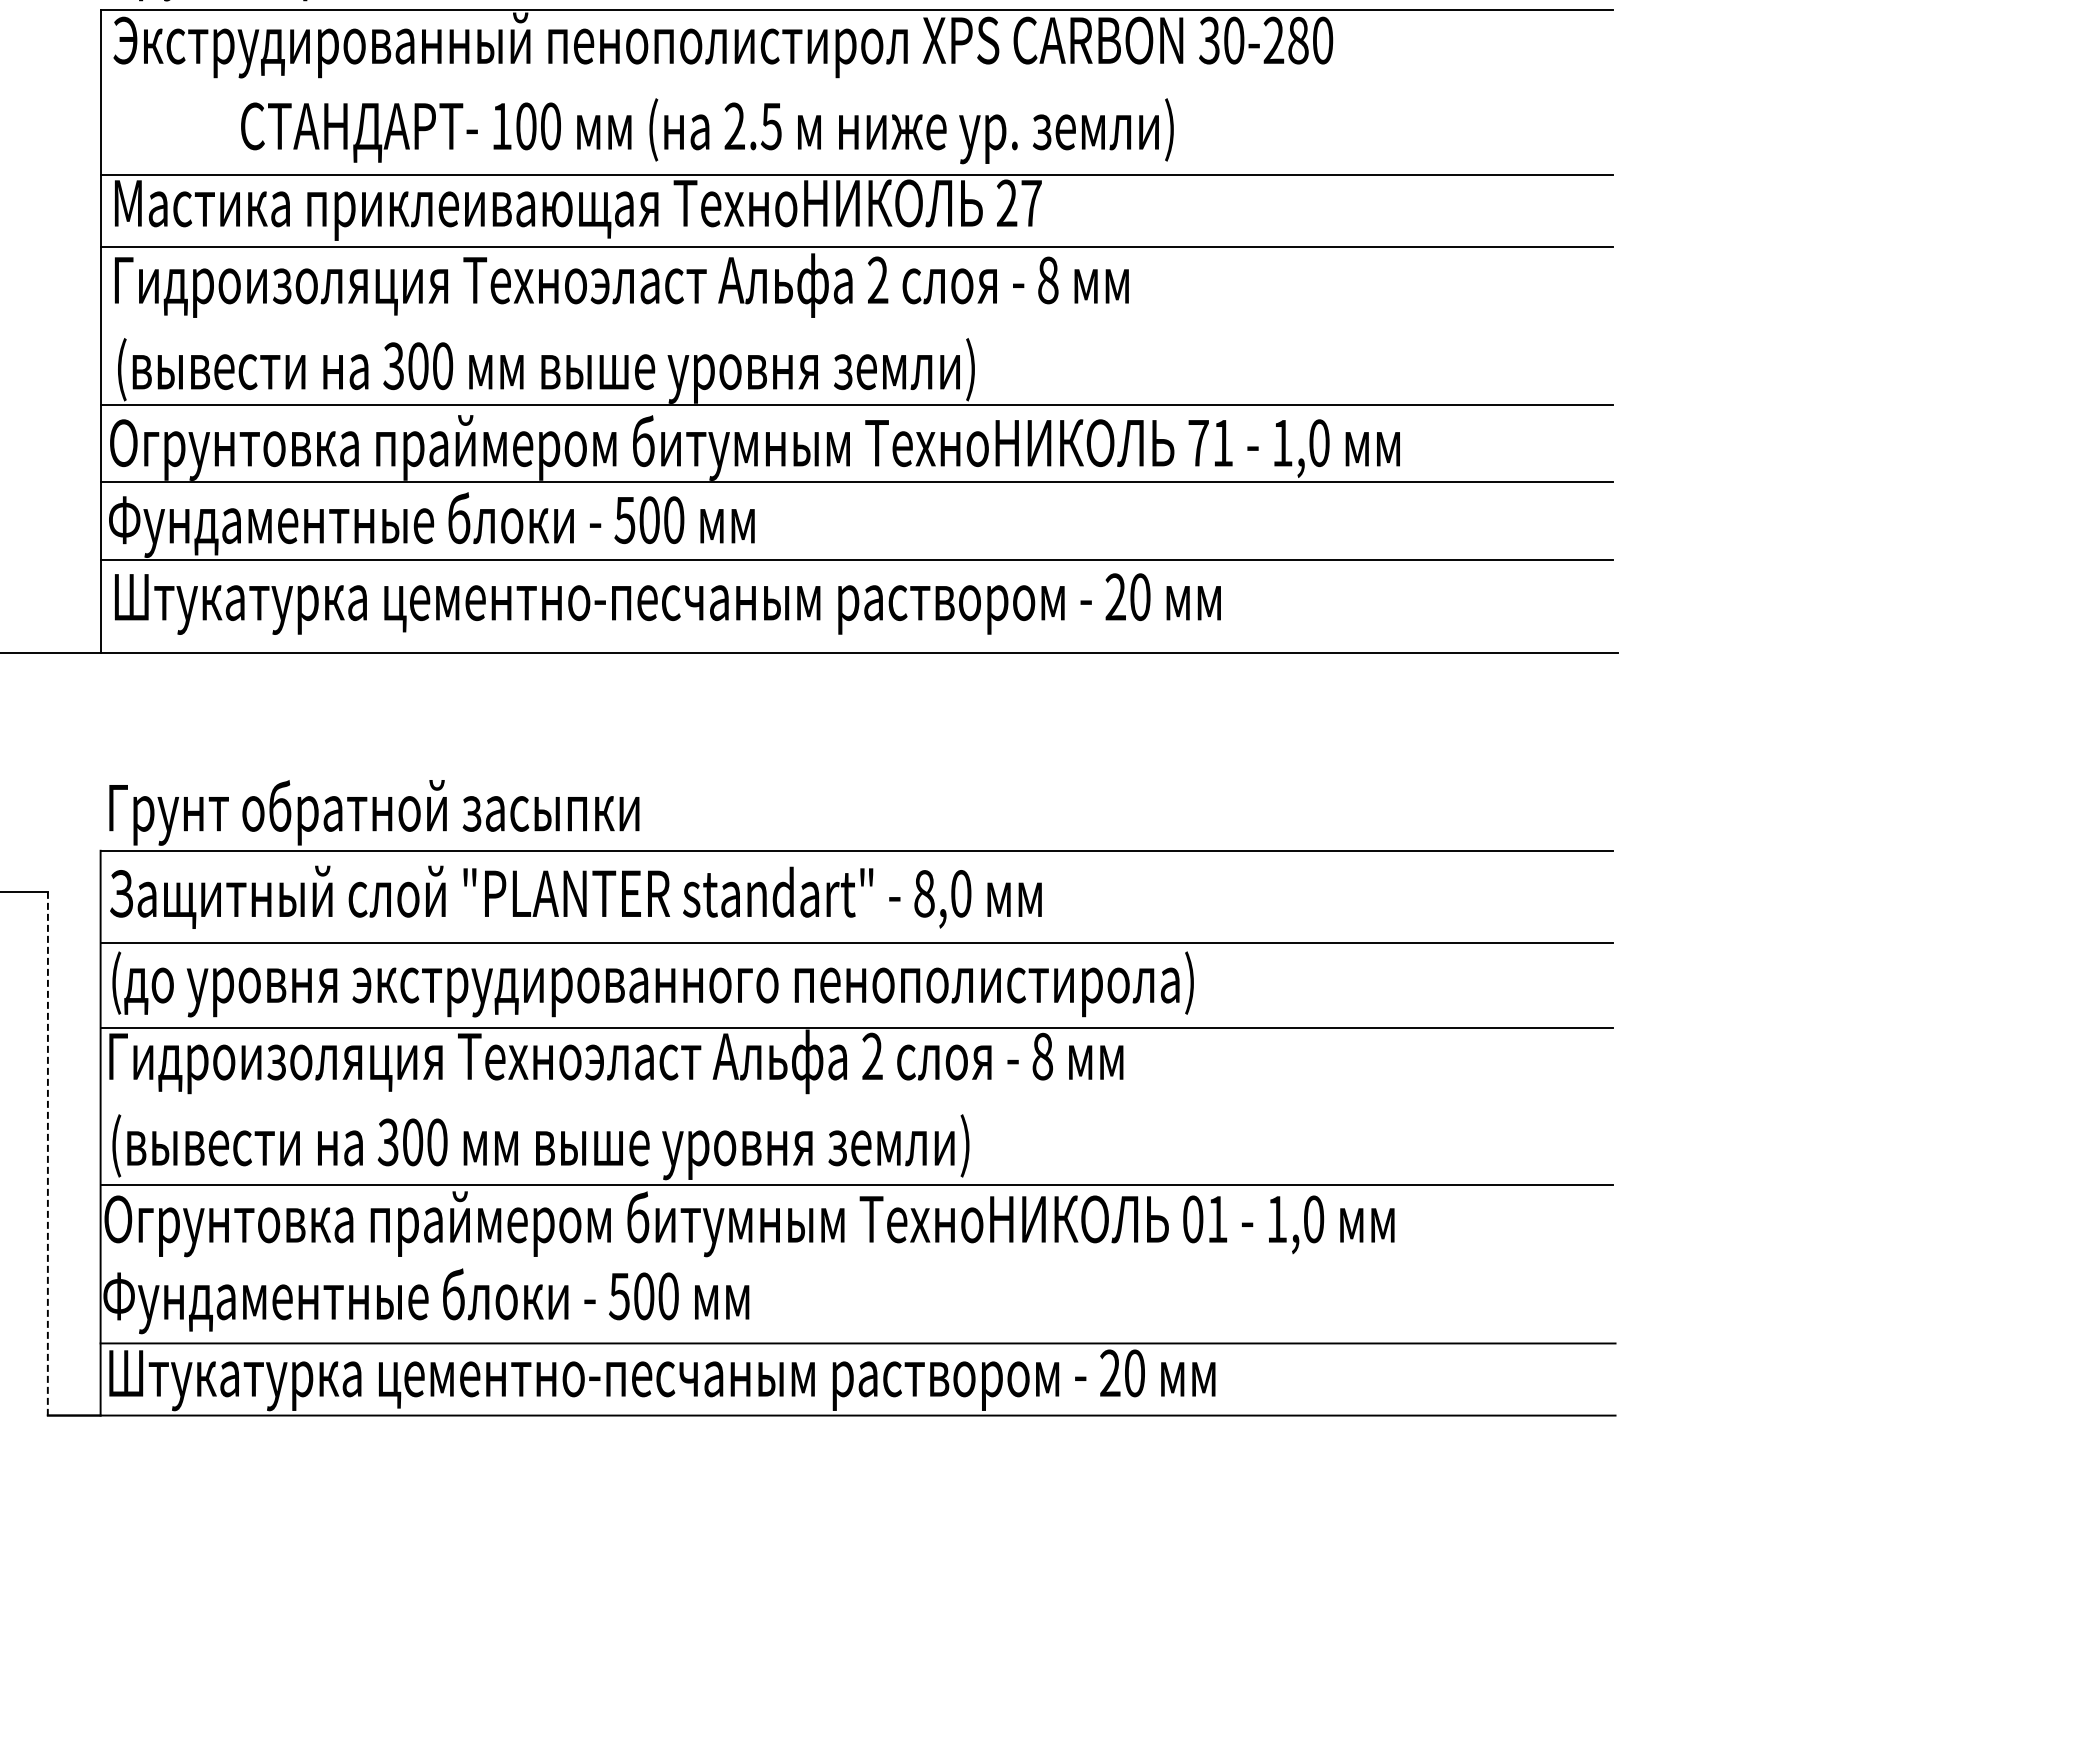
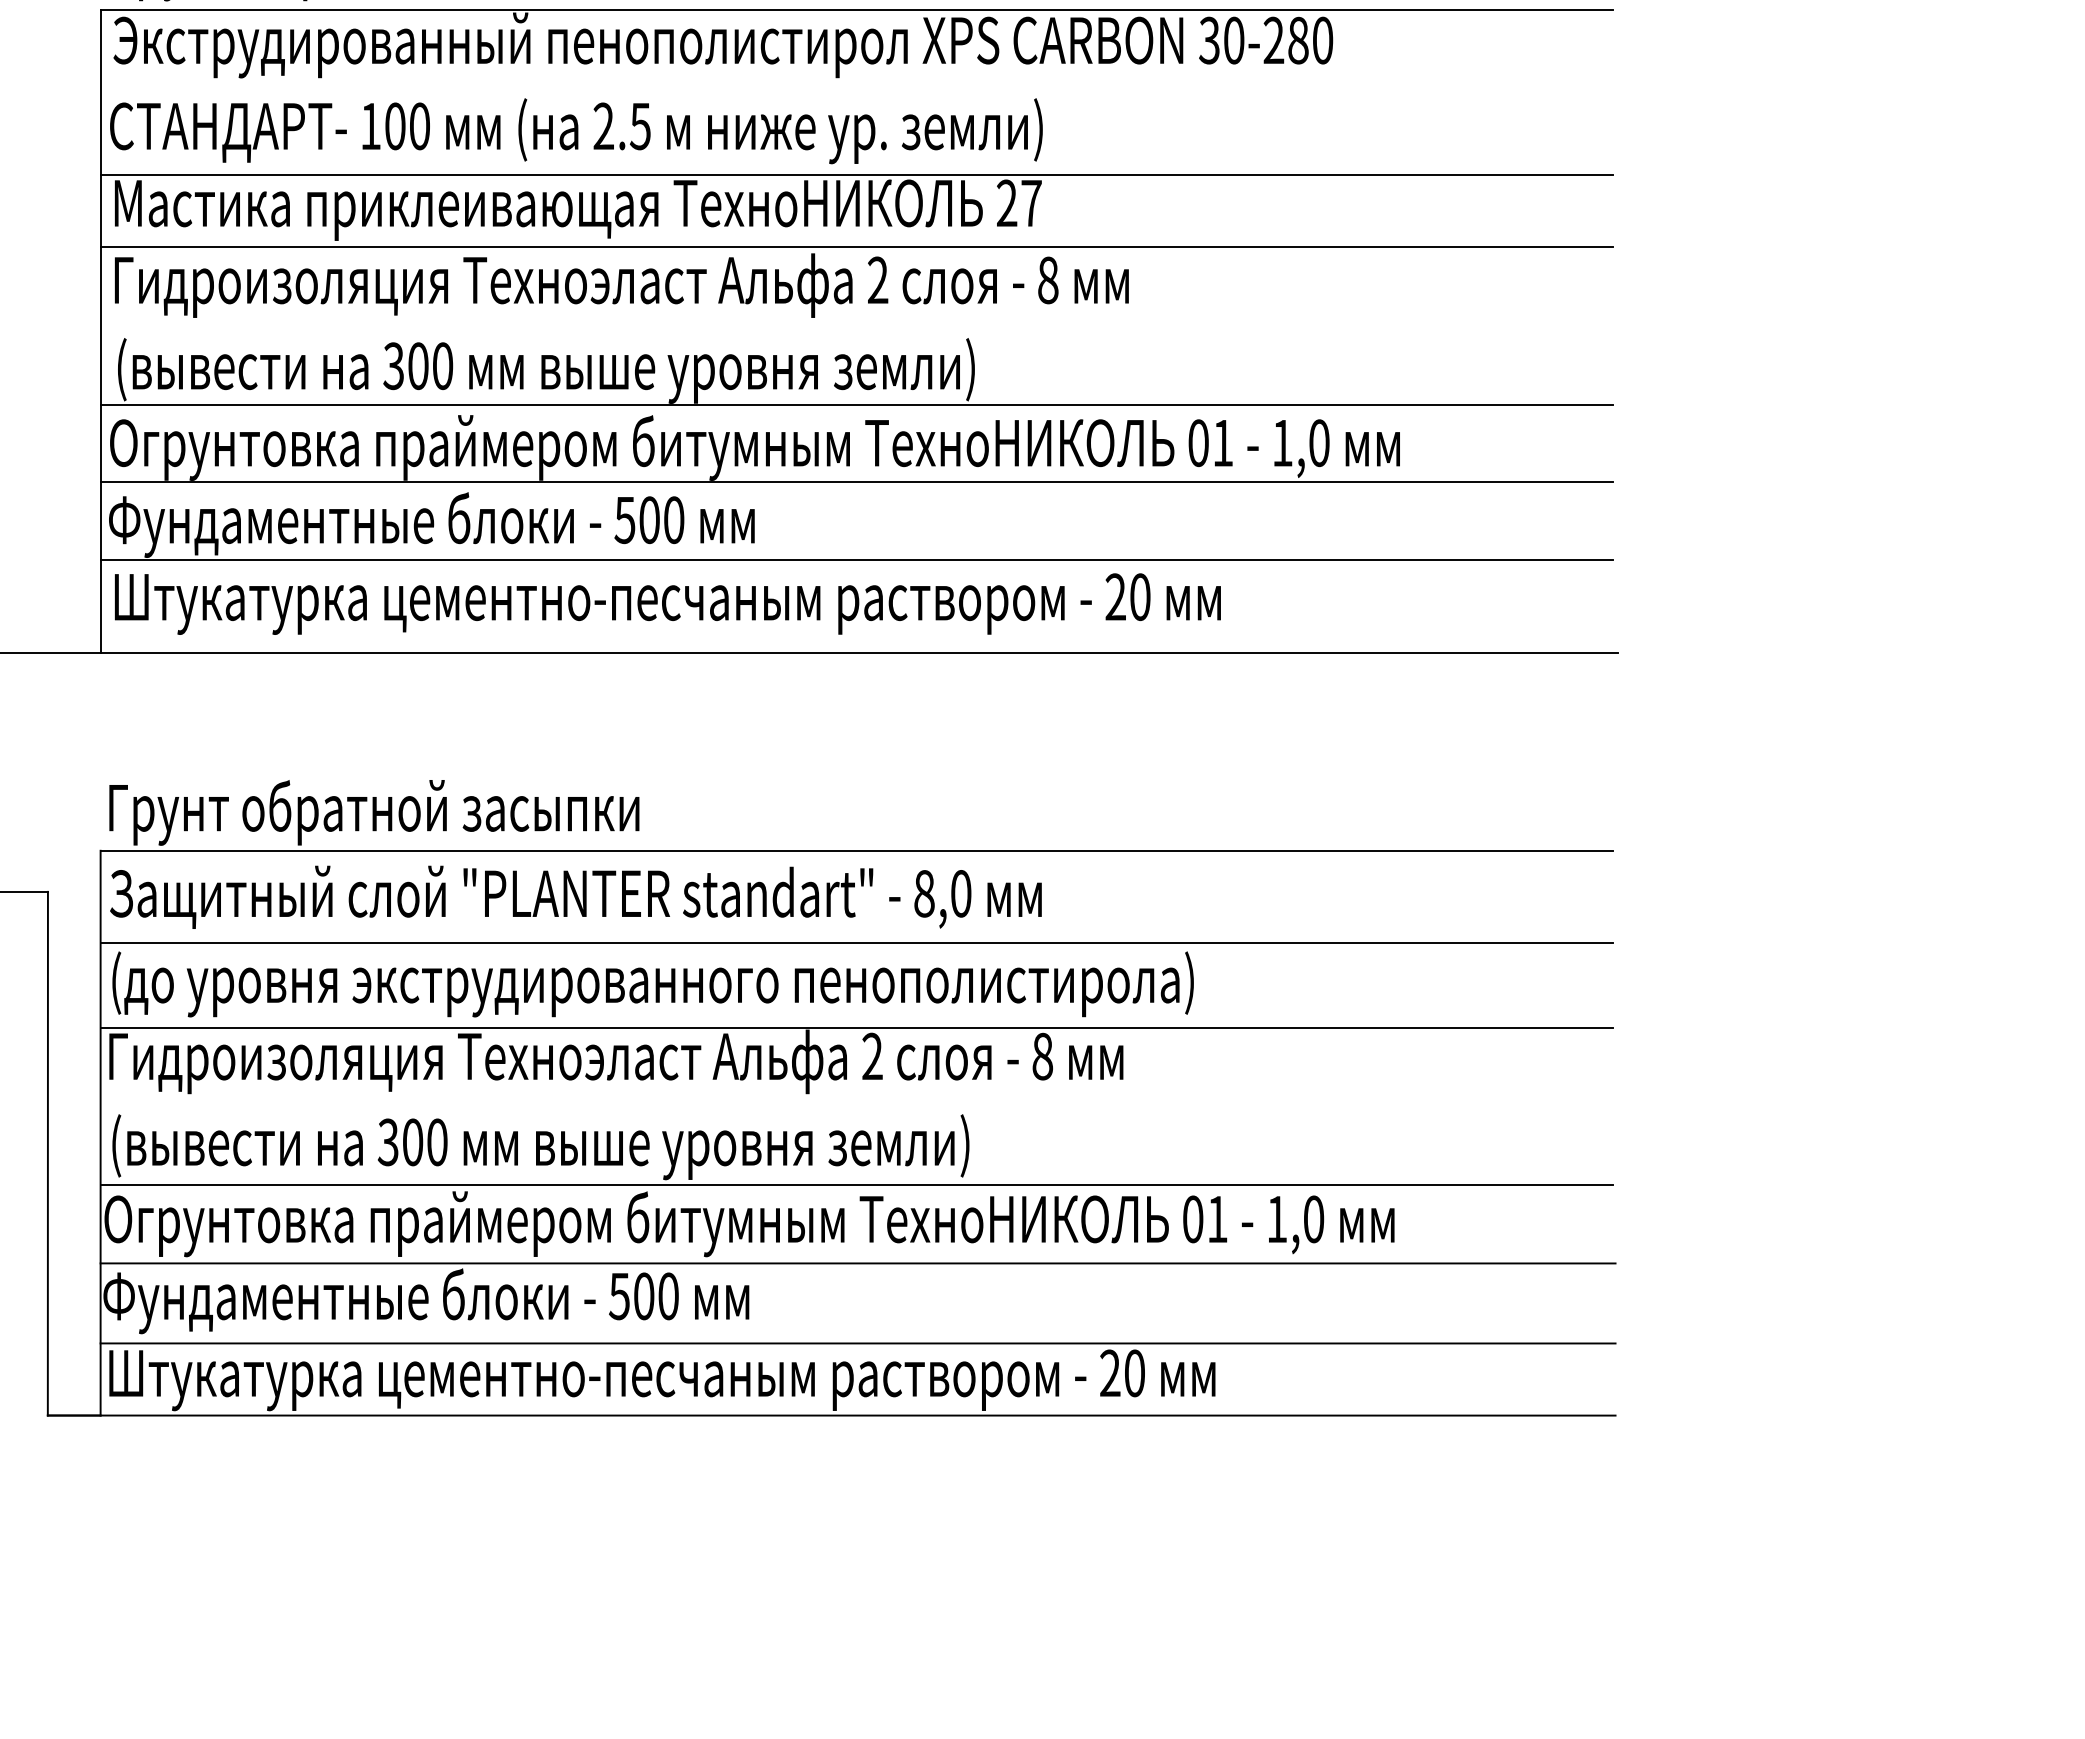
text position: (707, 131) -> (576, 131) (576, 131)
text: 71 -> 01 (1198, 443)
line: dashed -> solid (47, 1153)
line: none -> present (857, 1263)
